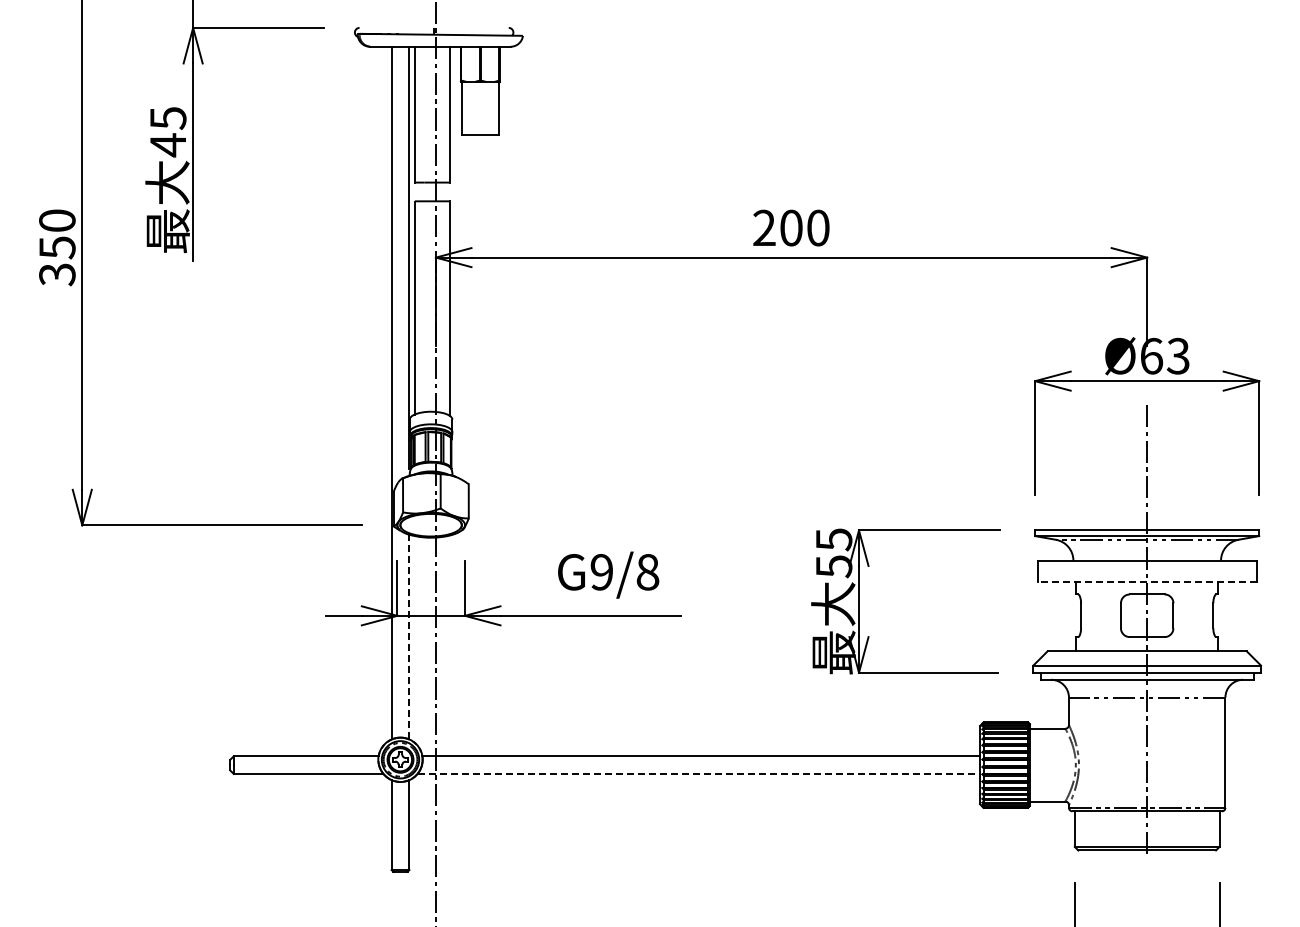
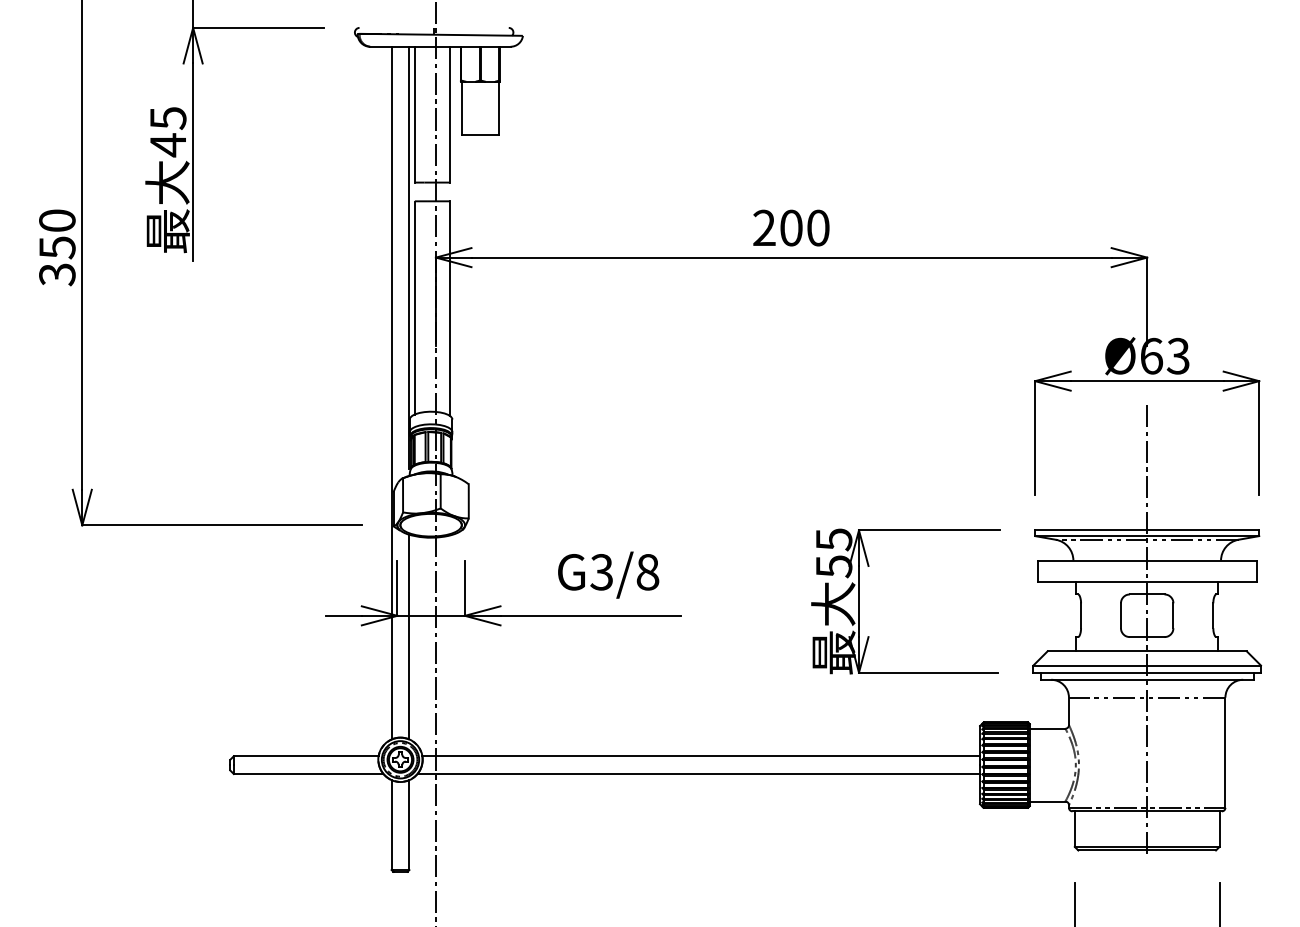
text: G9/8 -> G3/8 (601, 572)
line: dashed -> solid (1146, 581)
line: dashed -> solid (409, 636)
line: dashed -> solid (699, 774)
